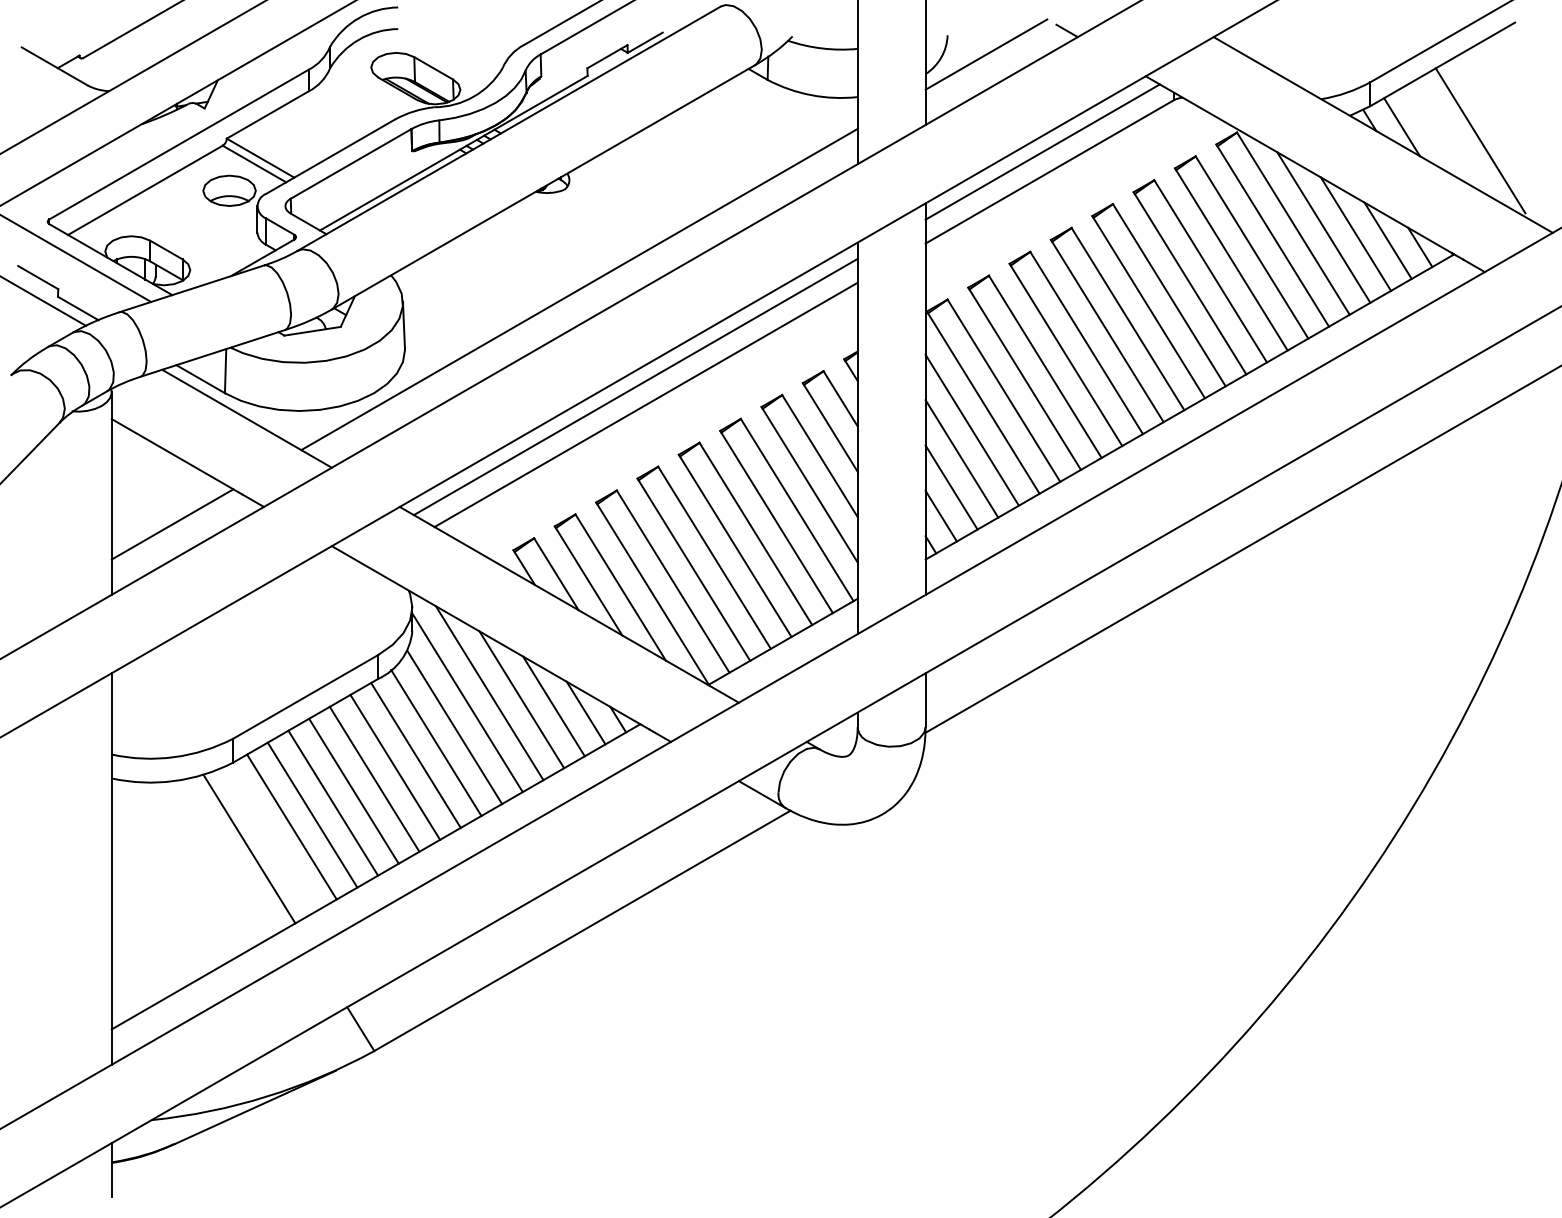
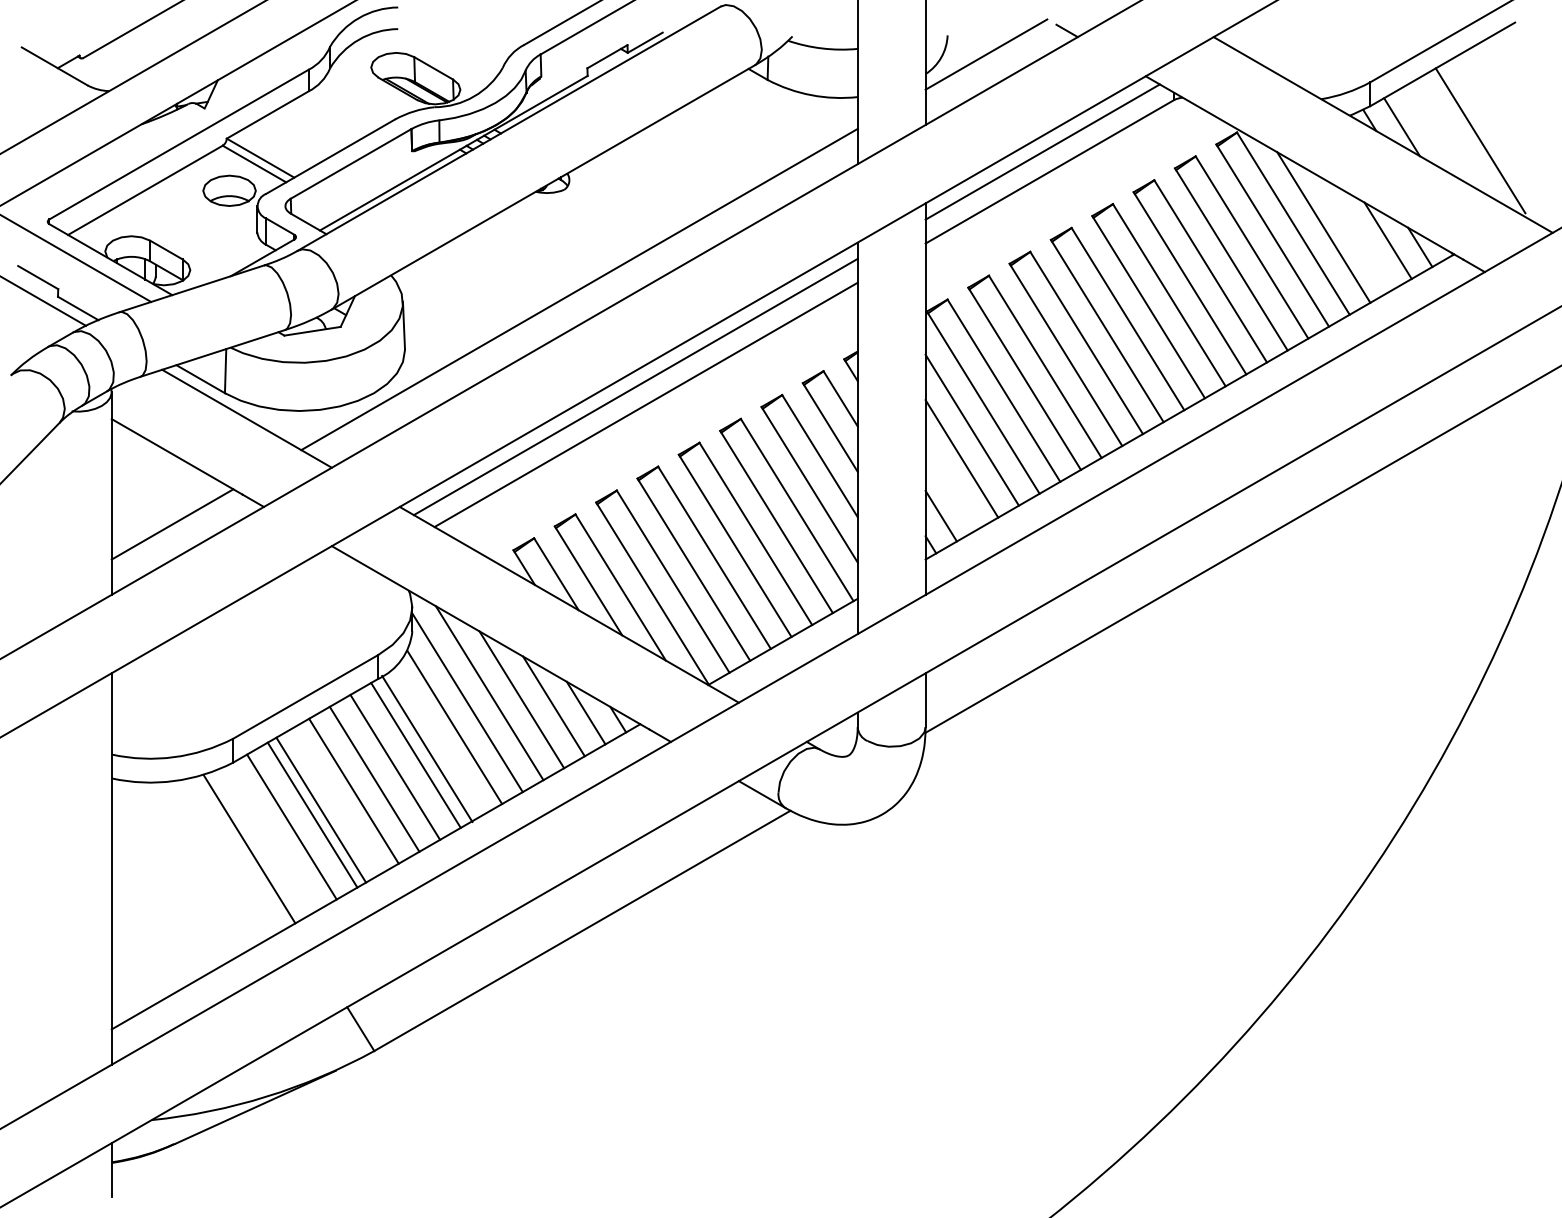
line: present -> none (1355, 233)
line: present -> none (951, 487)
line position: (436, 742) -> (427, 748) (427, 748)
line position: (333, 802) -> (321, 809) (321, 809)
